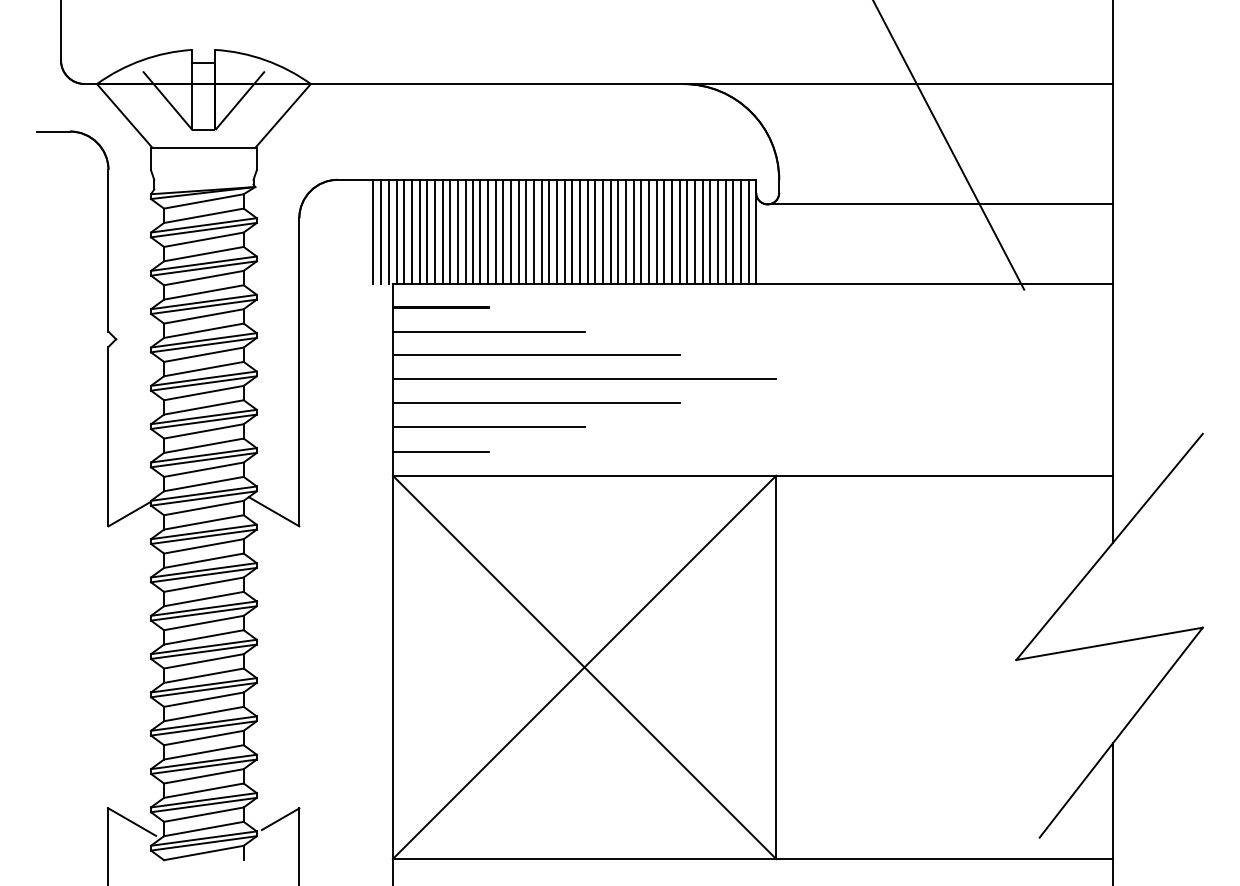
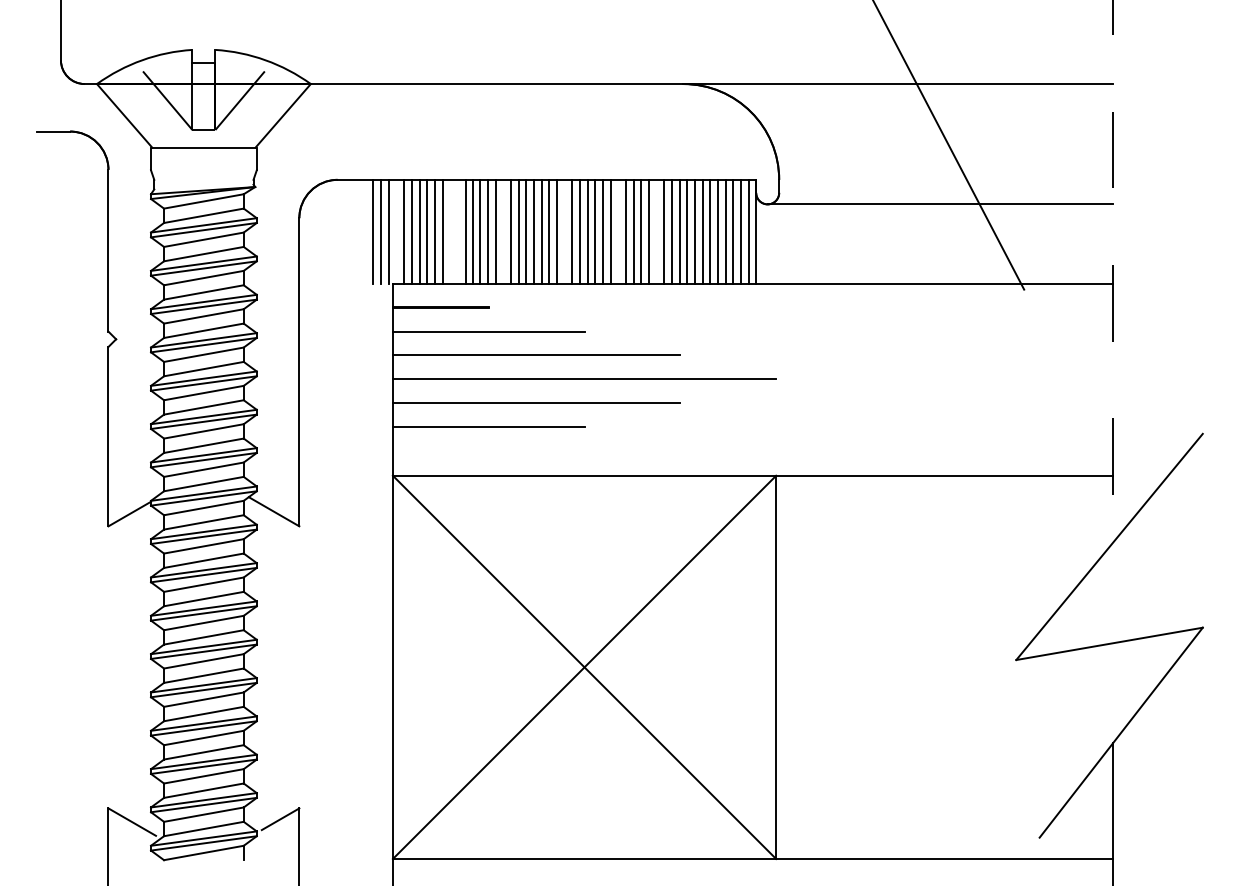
line: present -> none (396, 231)
line: present -> none (450, 231)
line: present -> none (458, 231)
line: present -> none (503, 231)
line: present -> none (564, 231)
line: present -> none (618, 231)
line: present -> none (656, 231)
line: solid -> dashed (1113, 271)
line: present -> none (440, 451)
